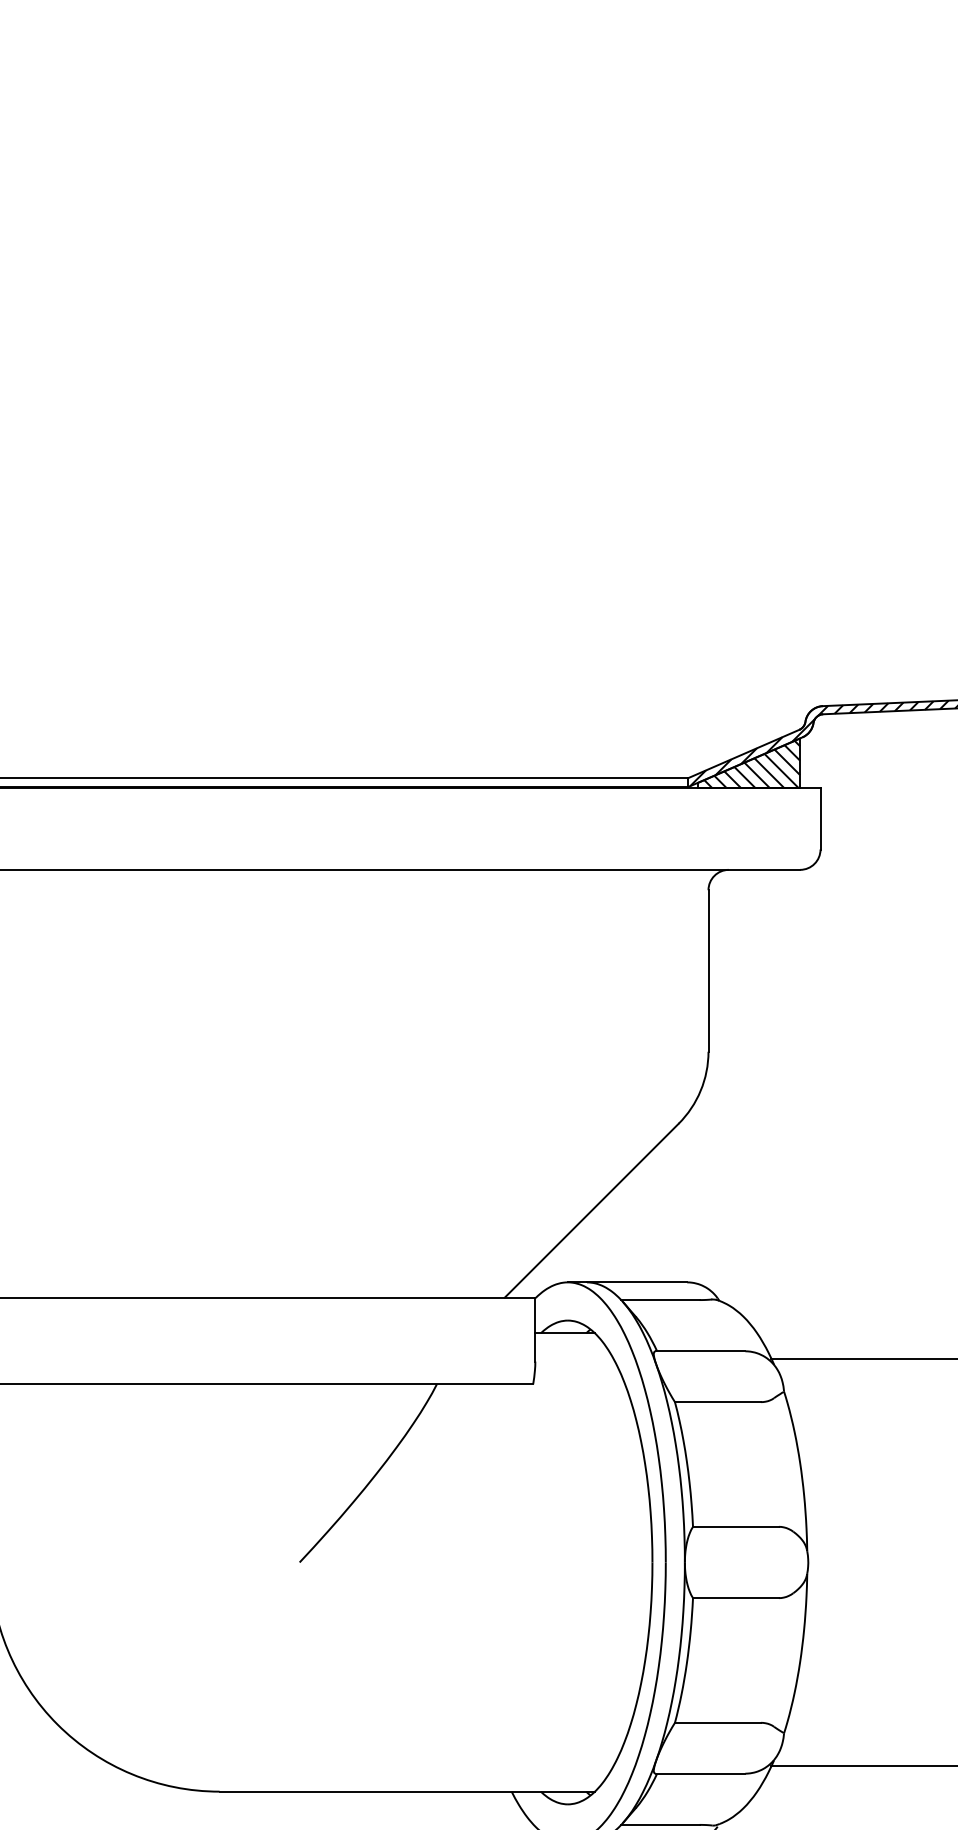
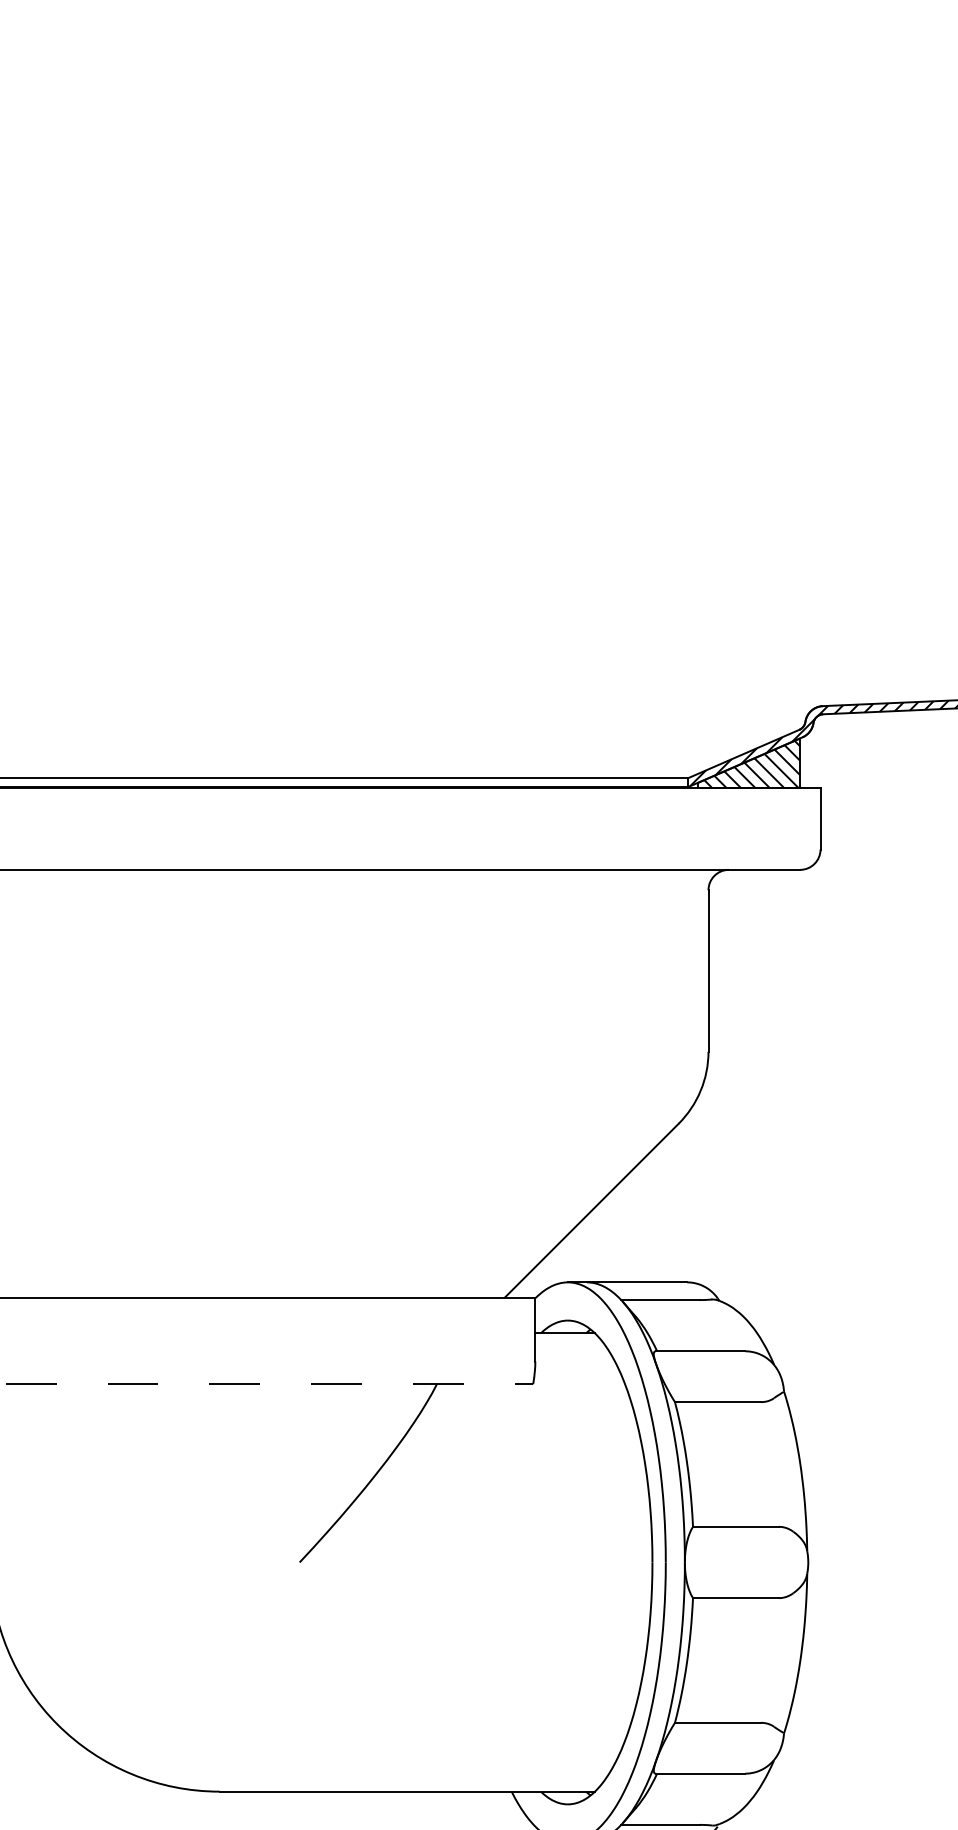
line: present -> none (862, 1358)
line: solid -> dashed (267, 1384)
line: present -> none (862, 1766)
